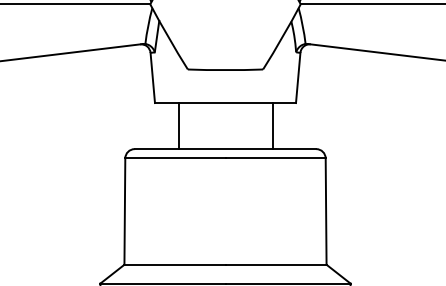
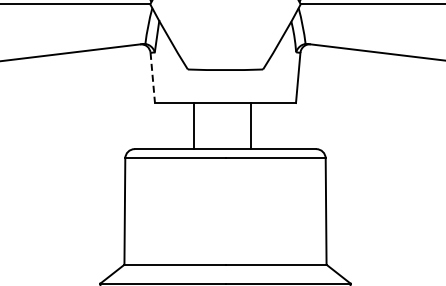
line: solid -> dashed (152, 78)
line position: (178, 126) -> (193, 126) (193, 126)
line position: (272, 126) -> (250, 126) (250, 126)
